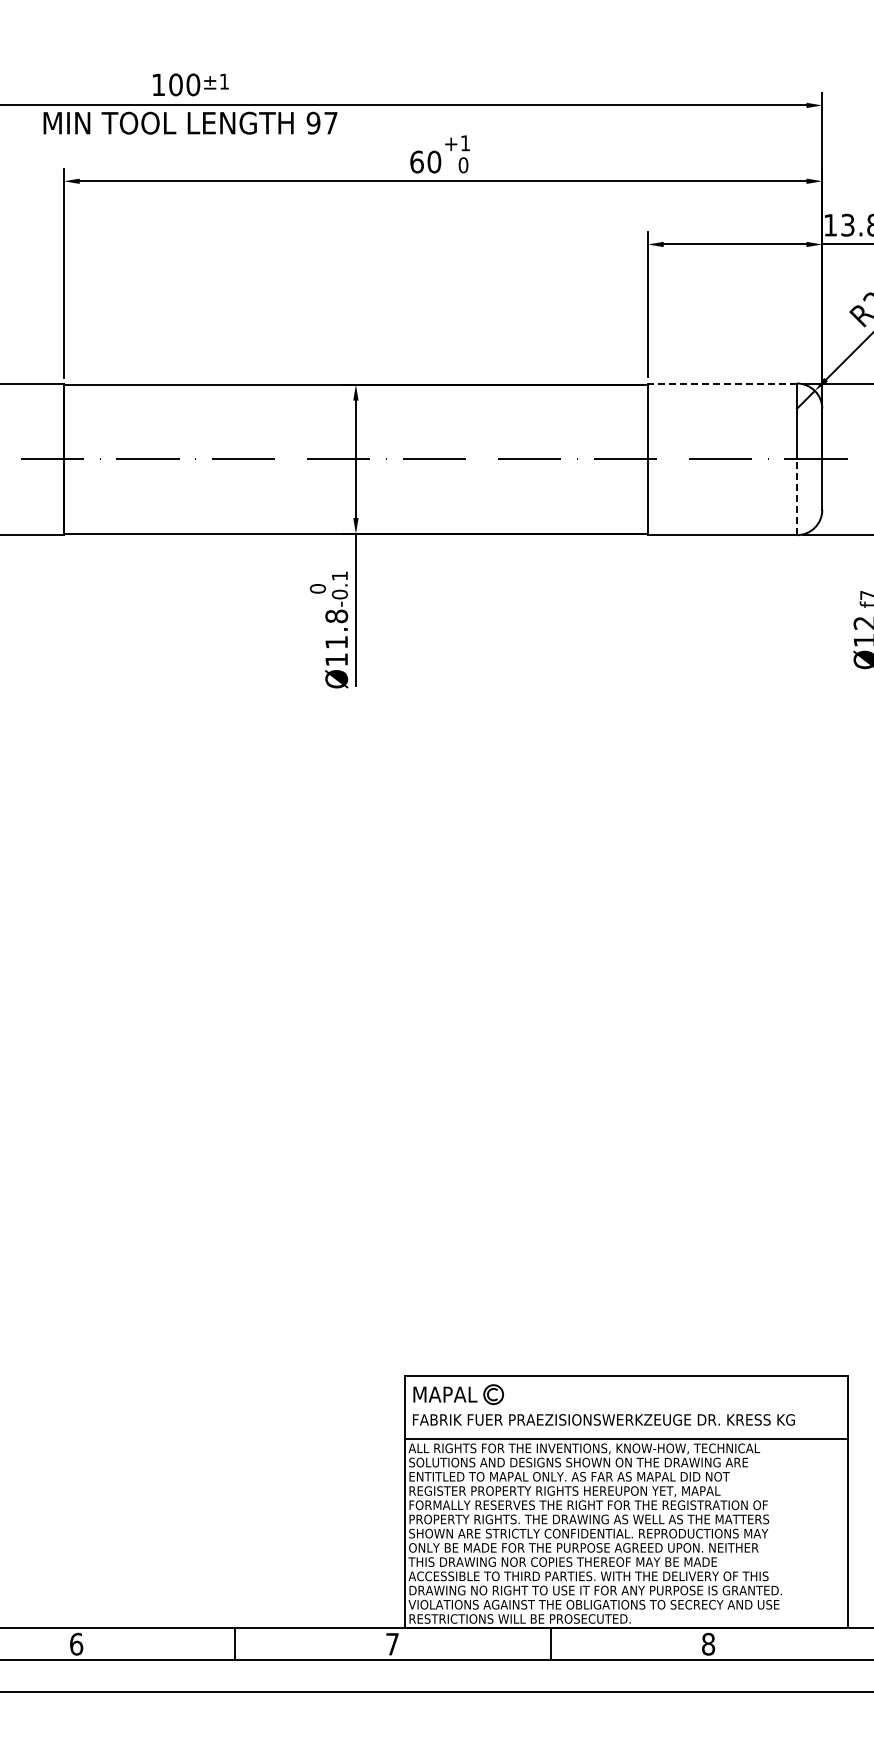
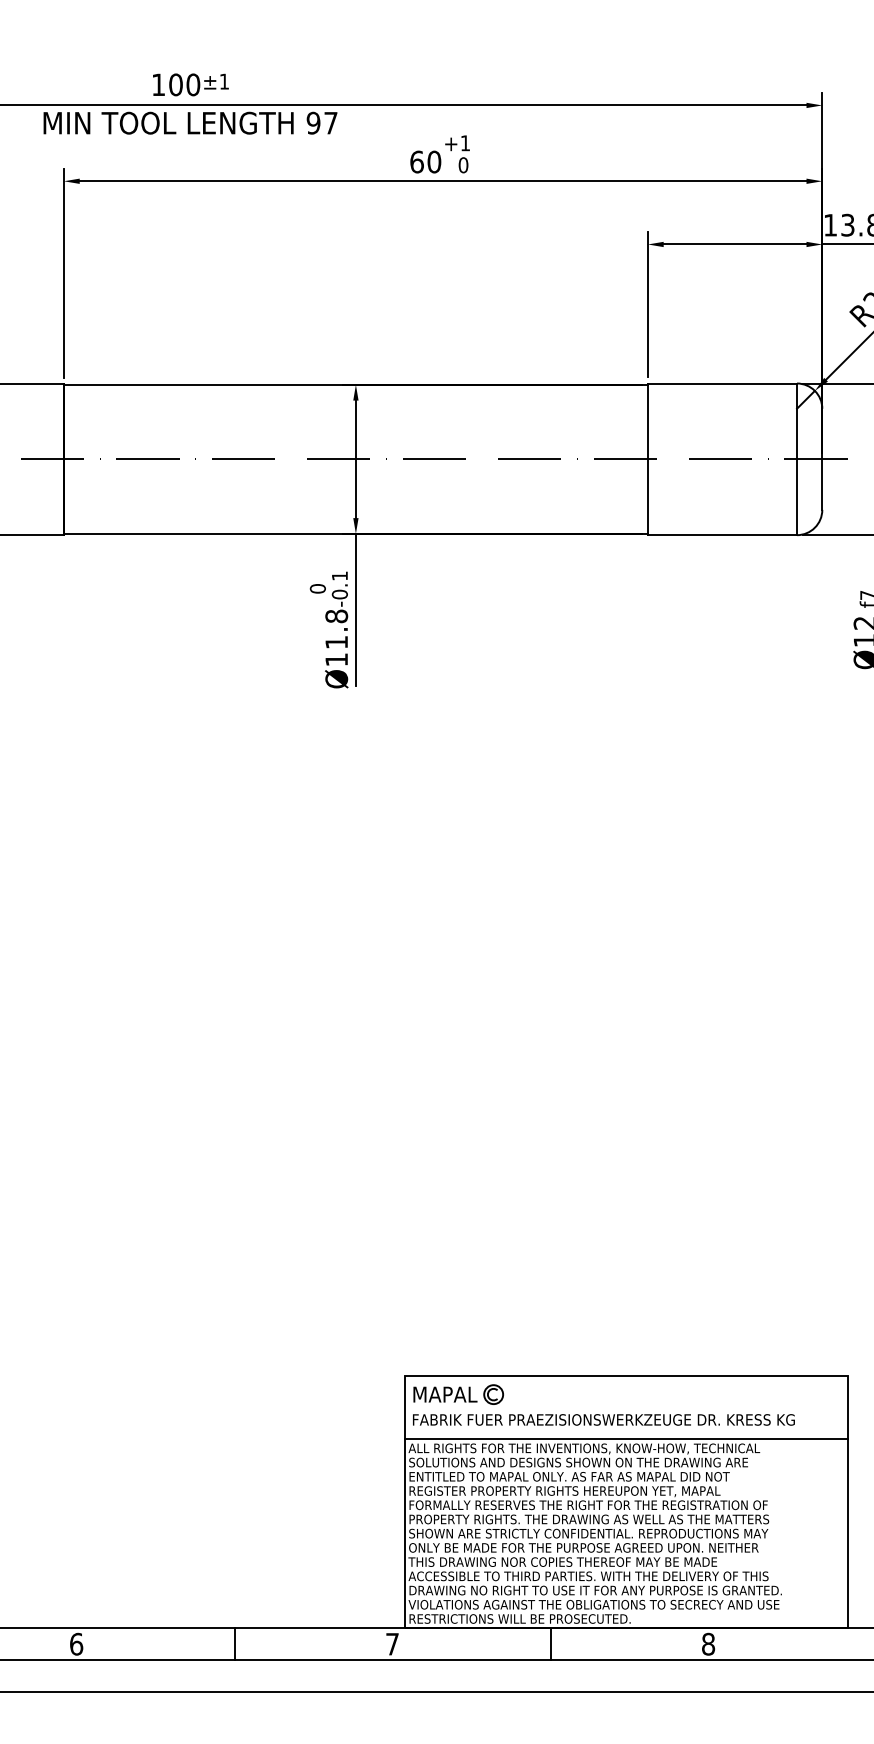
line: dashed -> solid (722, 383)
line: dashed -> solid (797, 497)
